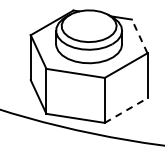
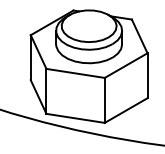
line: dashed -> solid (139, 36)
line: dashed -> solid (126, 110)
